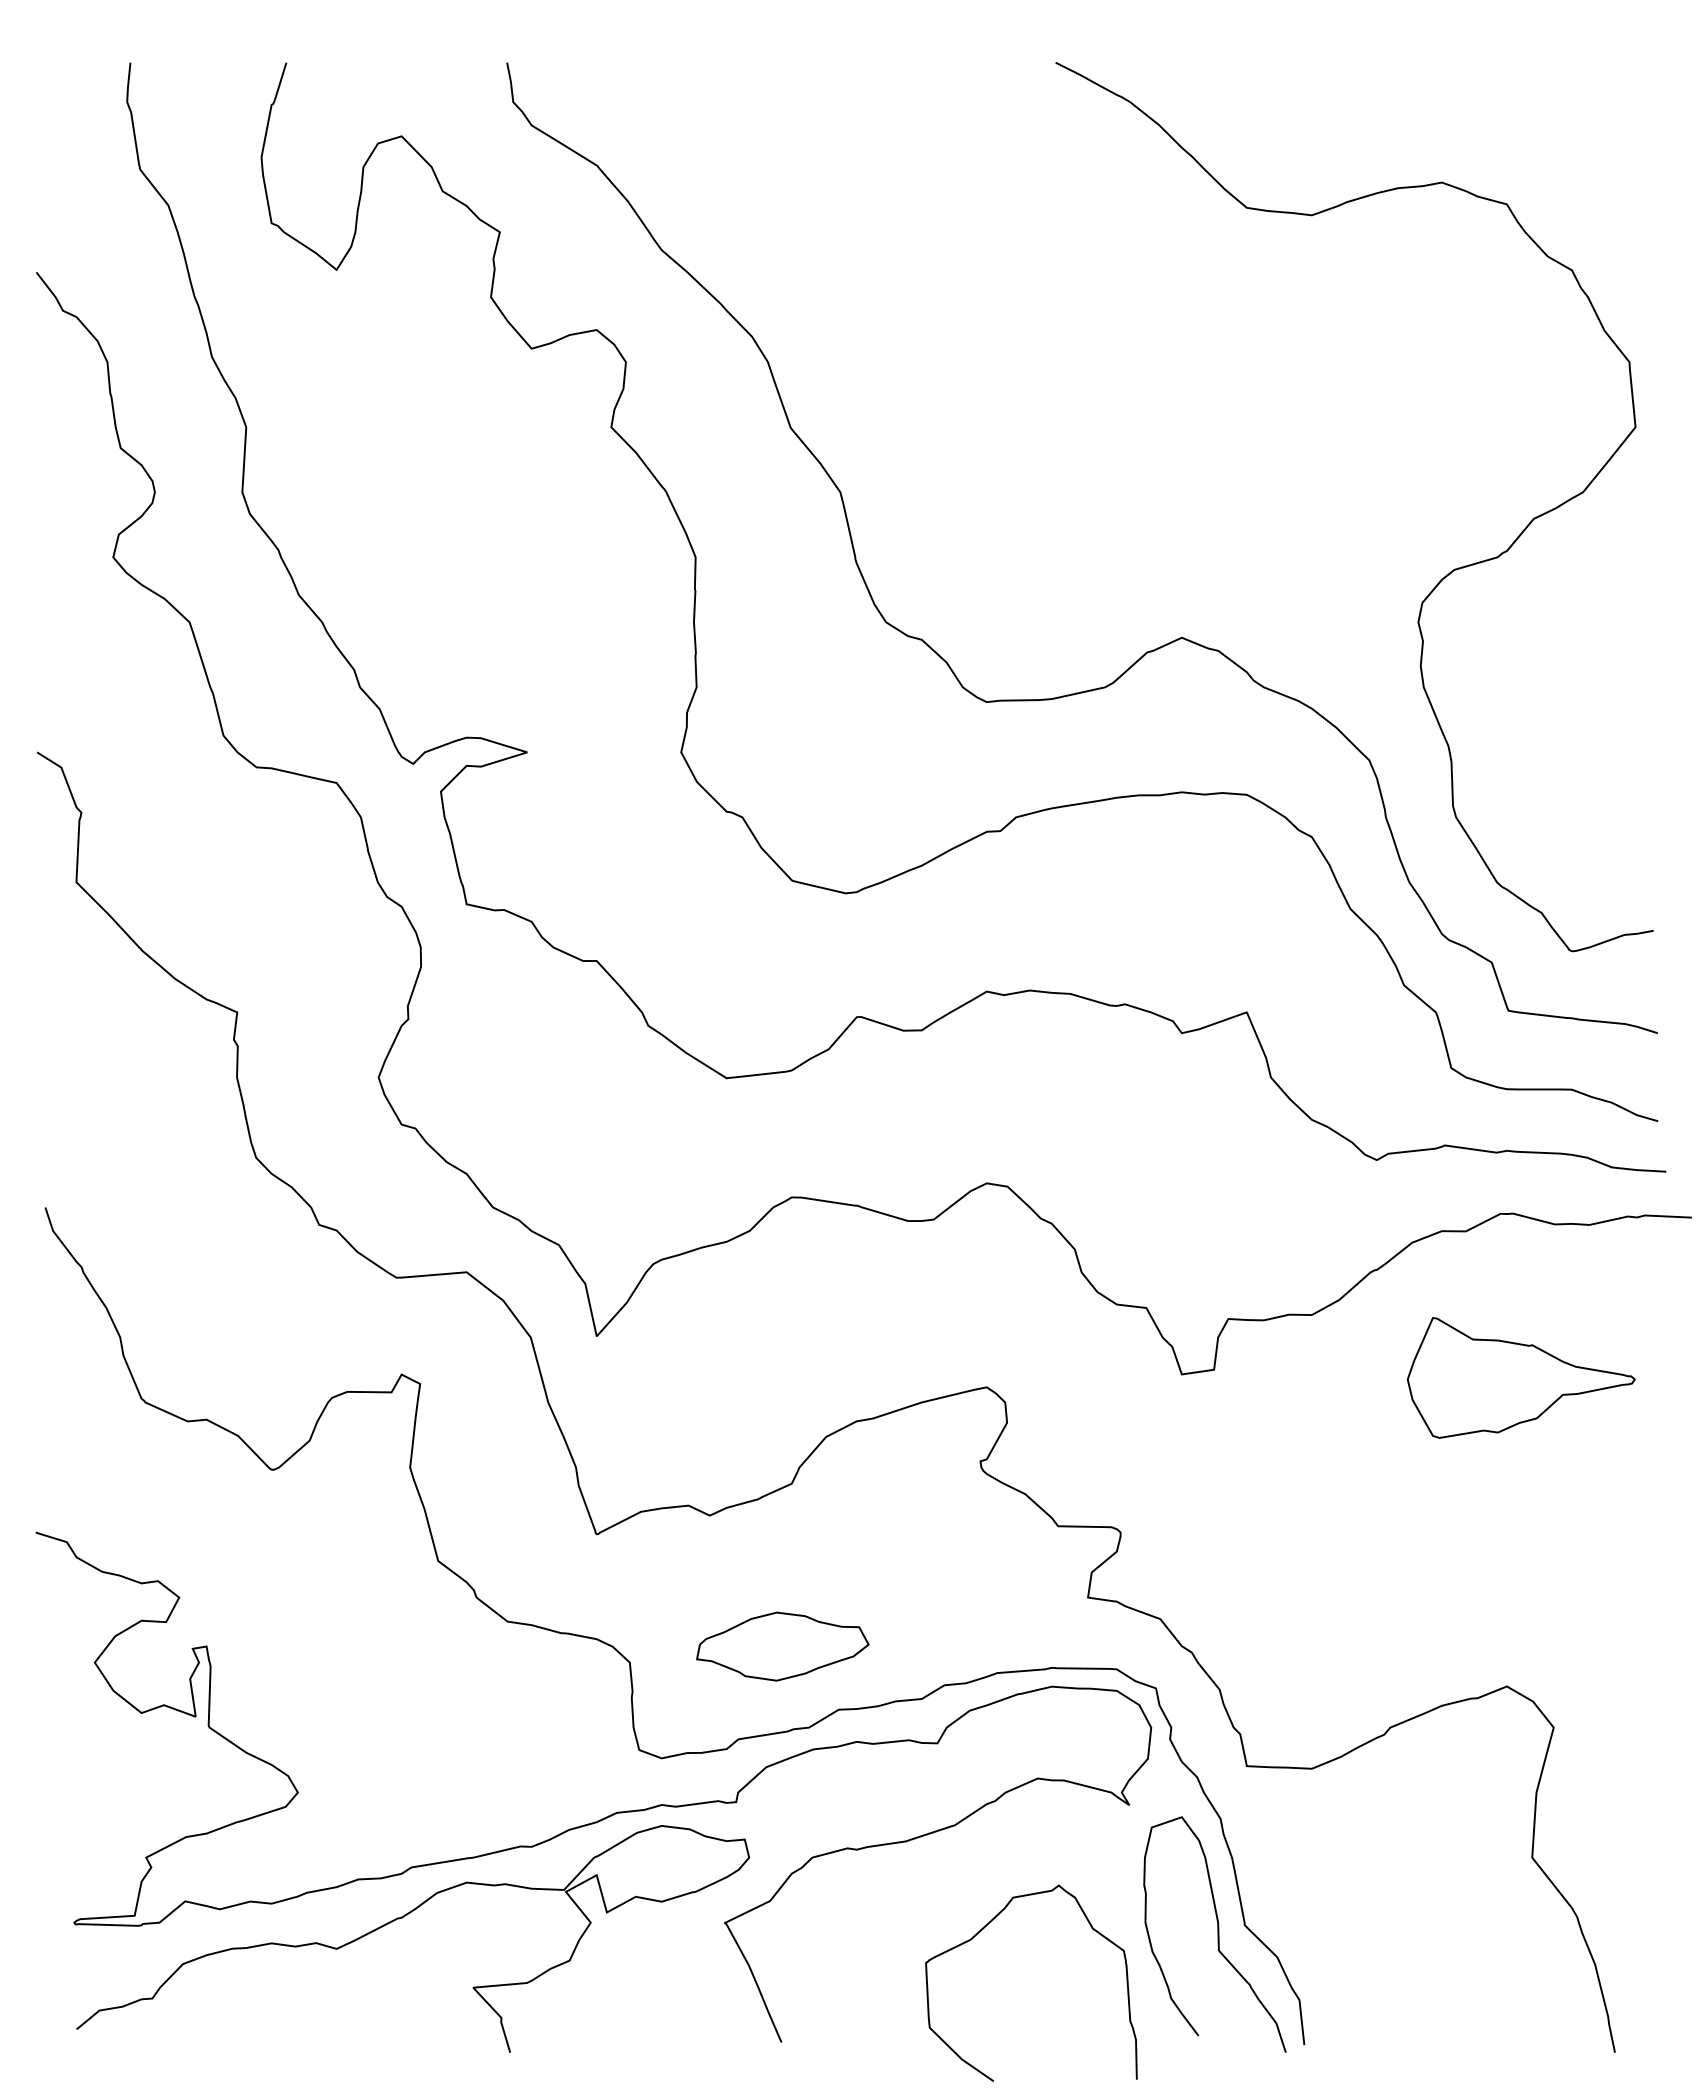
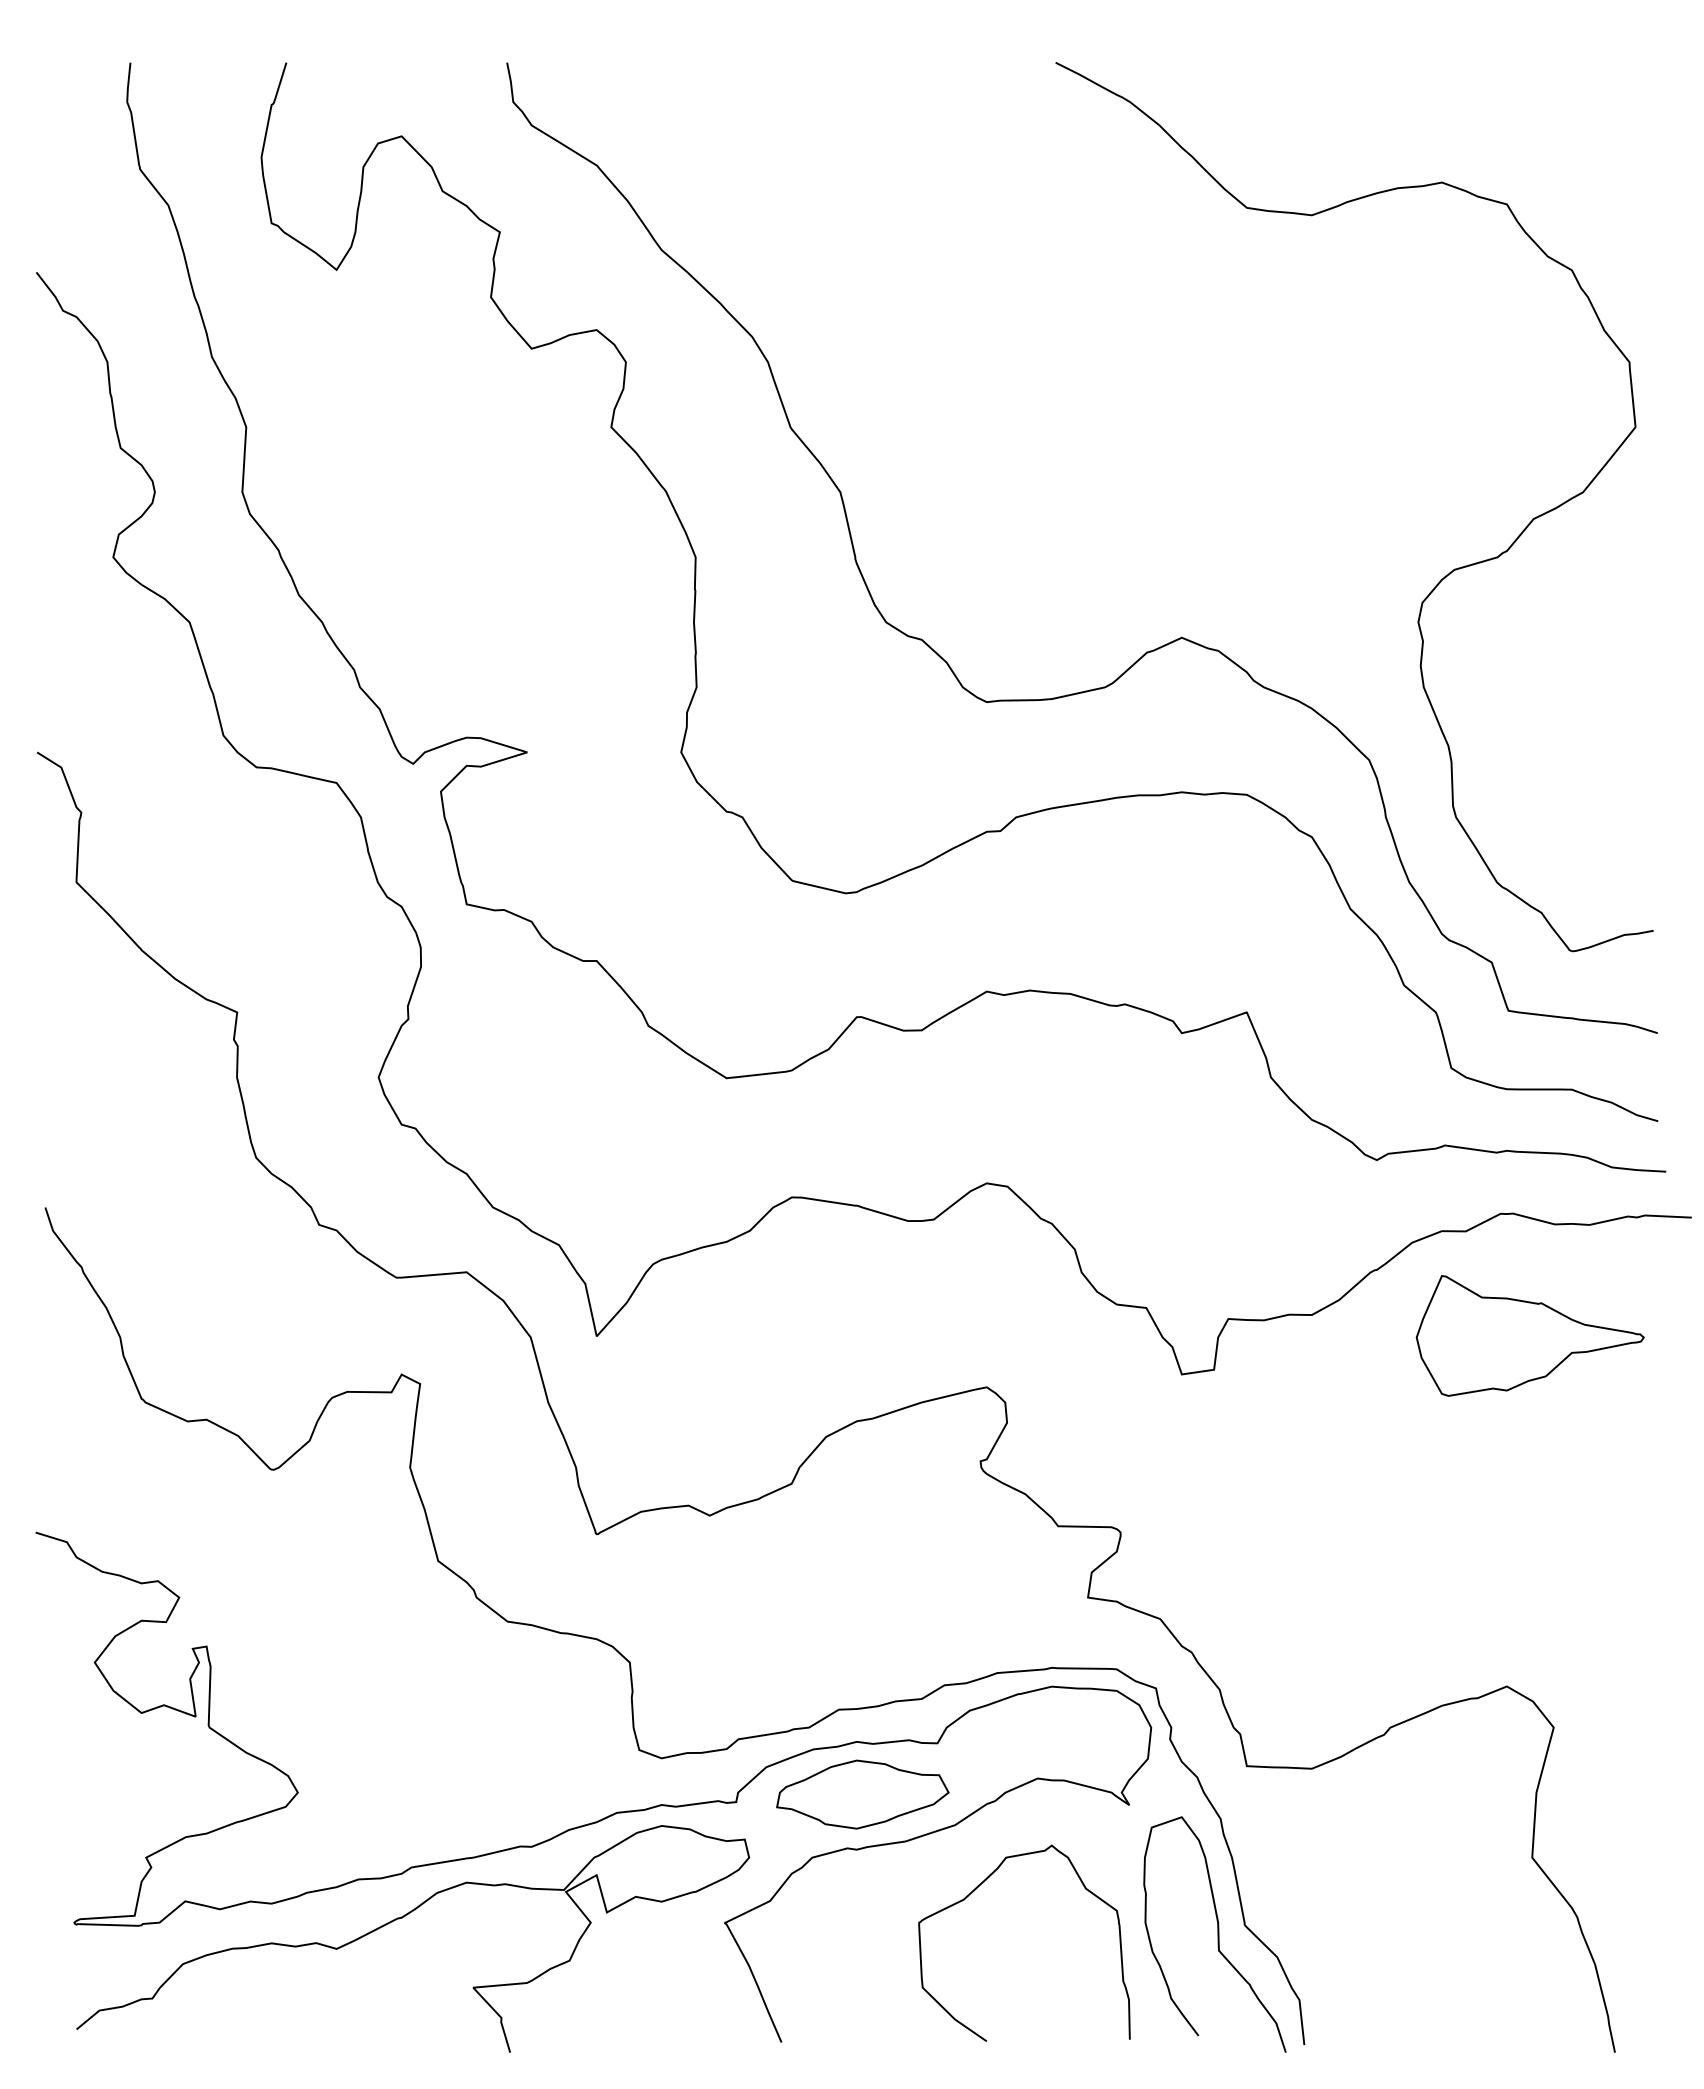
part position: (1520, 1377) -> (1529, 1335) (1529, 1335)
part position: (782, 1646) -> (862, 1794) (862, 1794)
curve position: (981, 1931) -> (974, 1891) (974, 1891)
